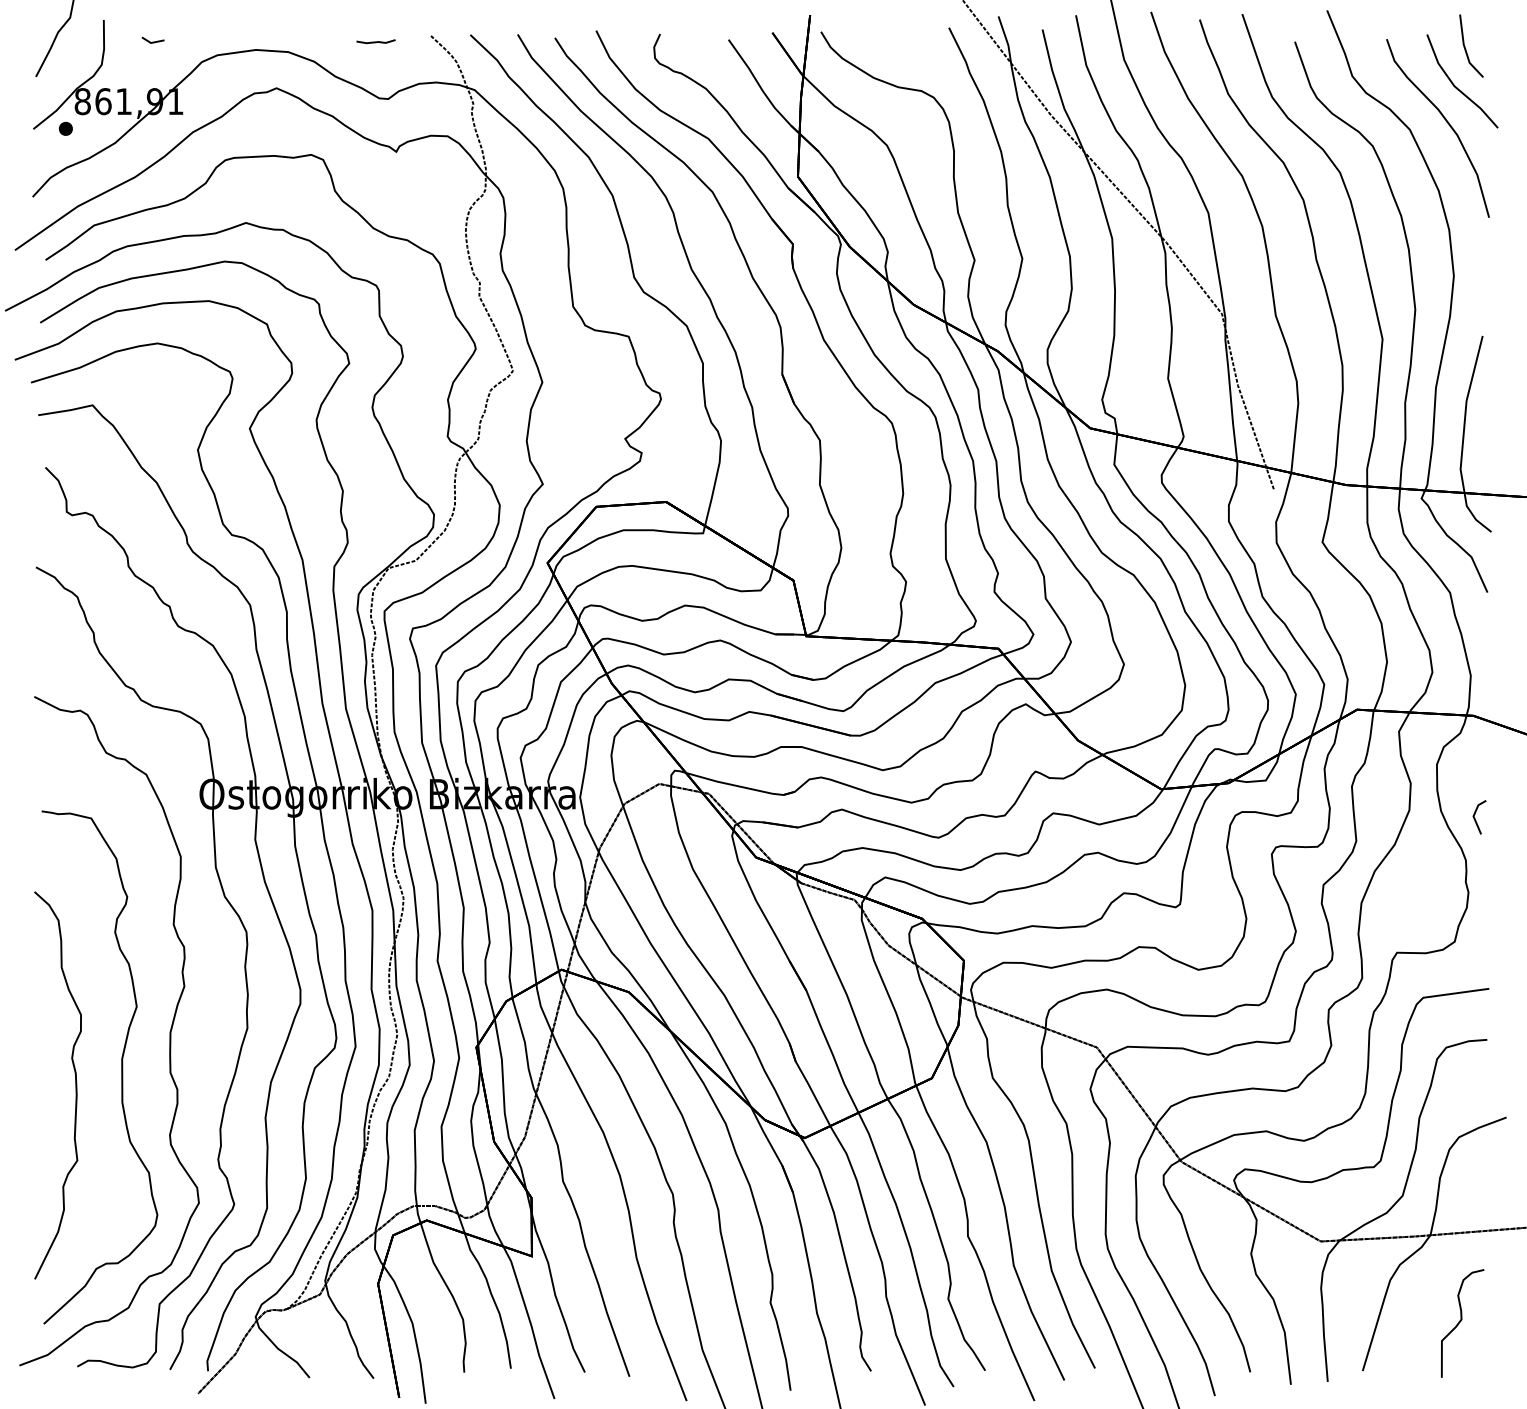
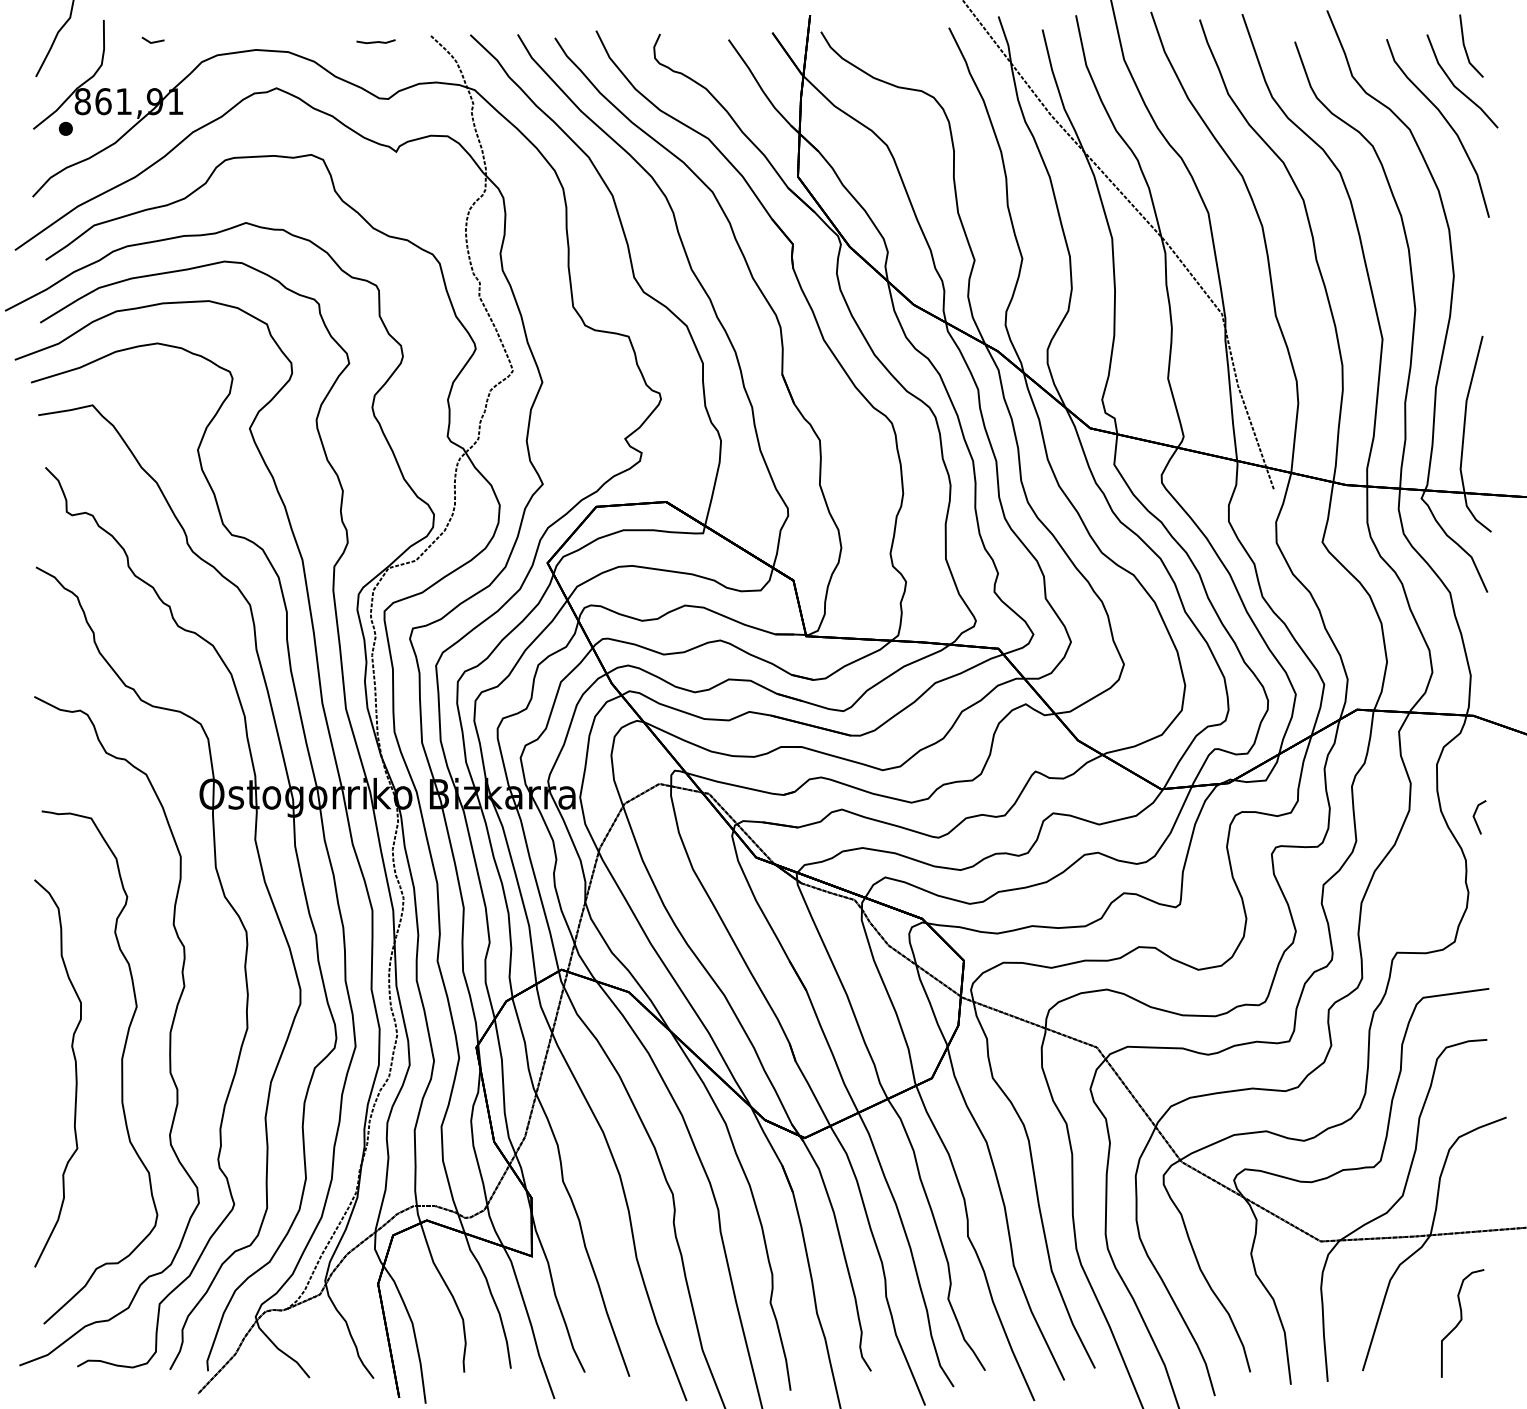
part position: (75, 1085) -> (75, 1073) (75, 1073)
